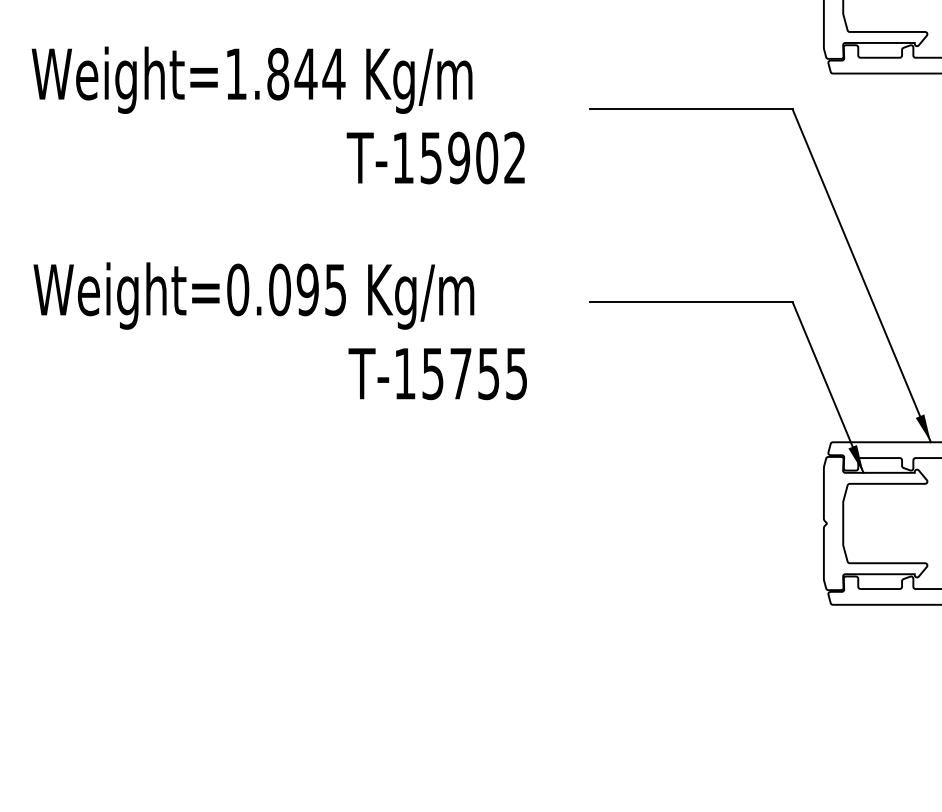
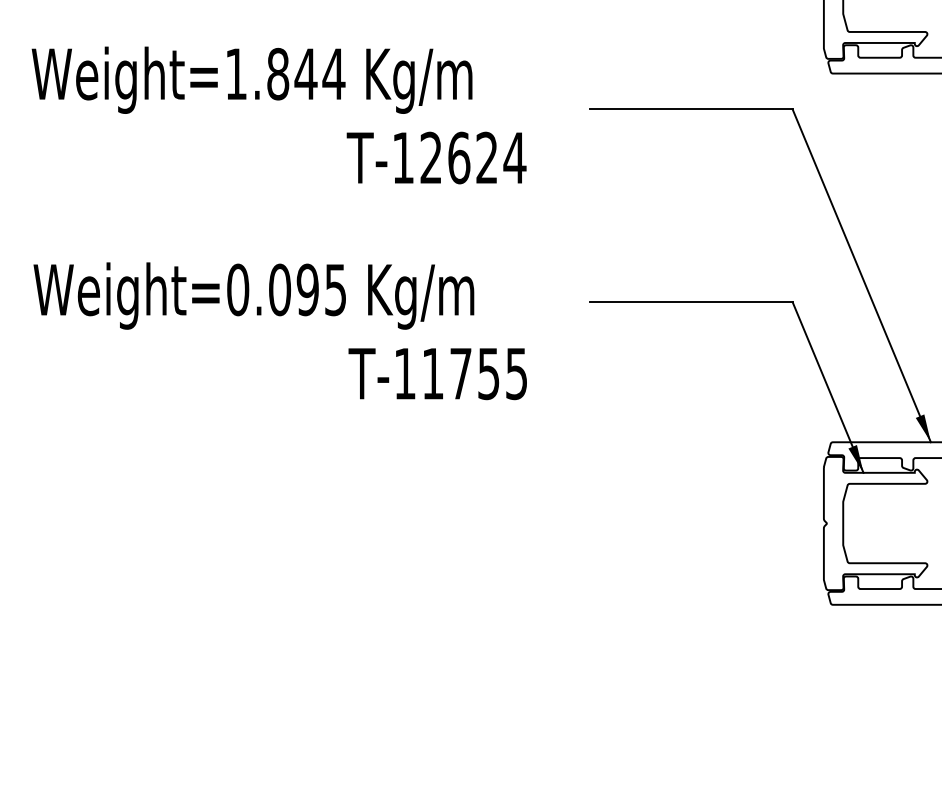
text: T-15902 -> T-12624 (473, 157)
text: T-15755 -> T-11755 (432, 374)
